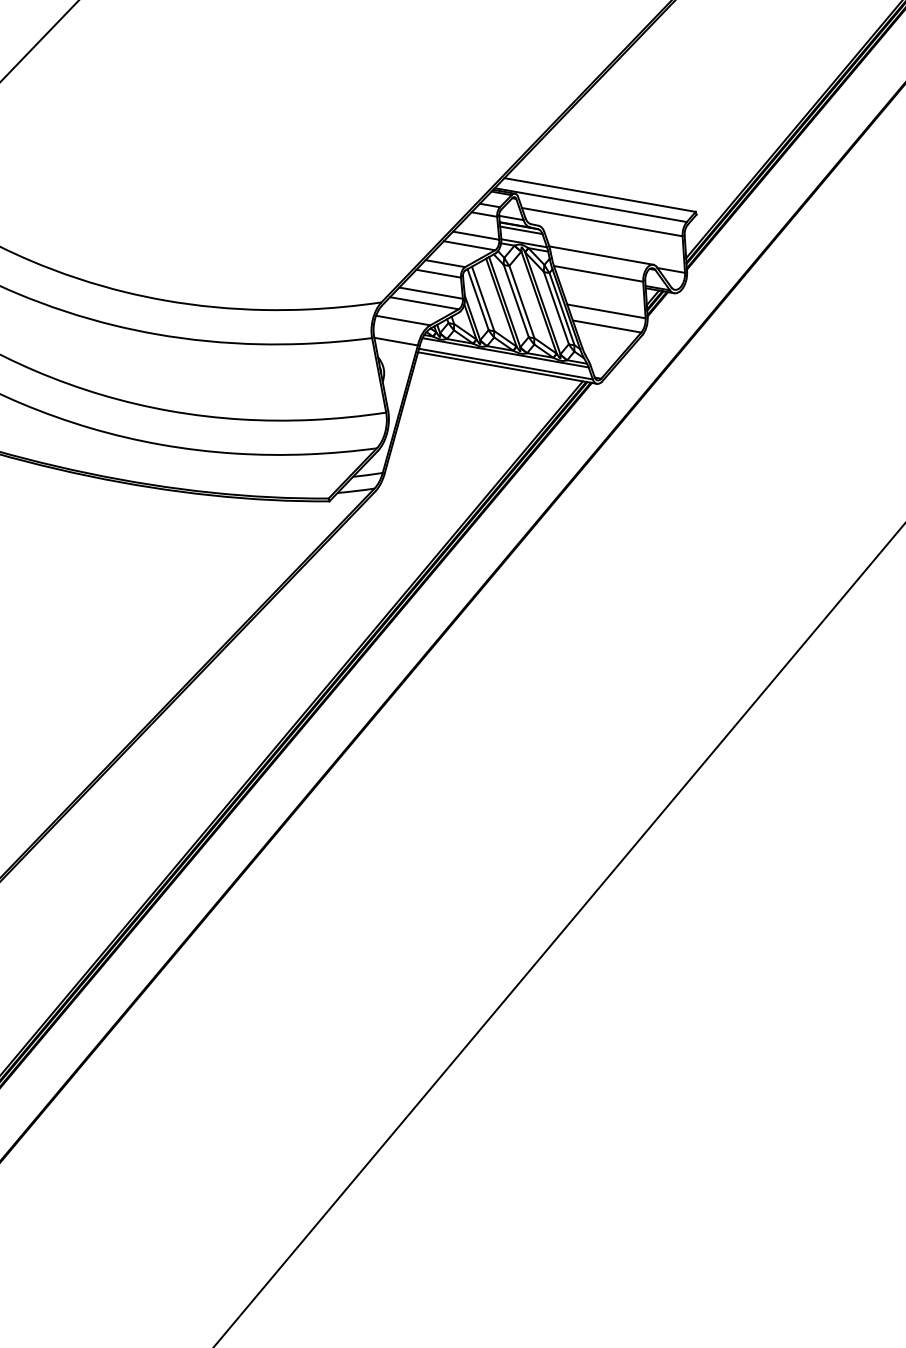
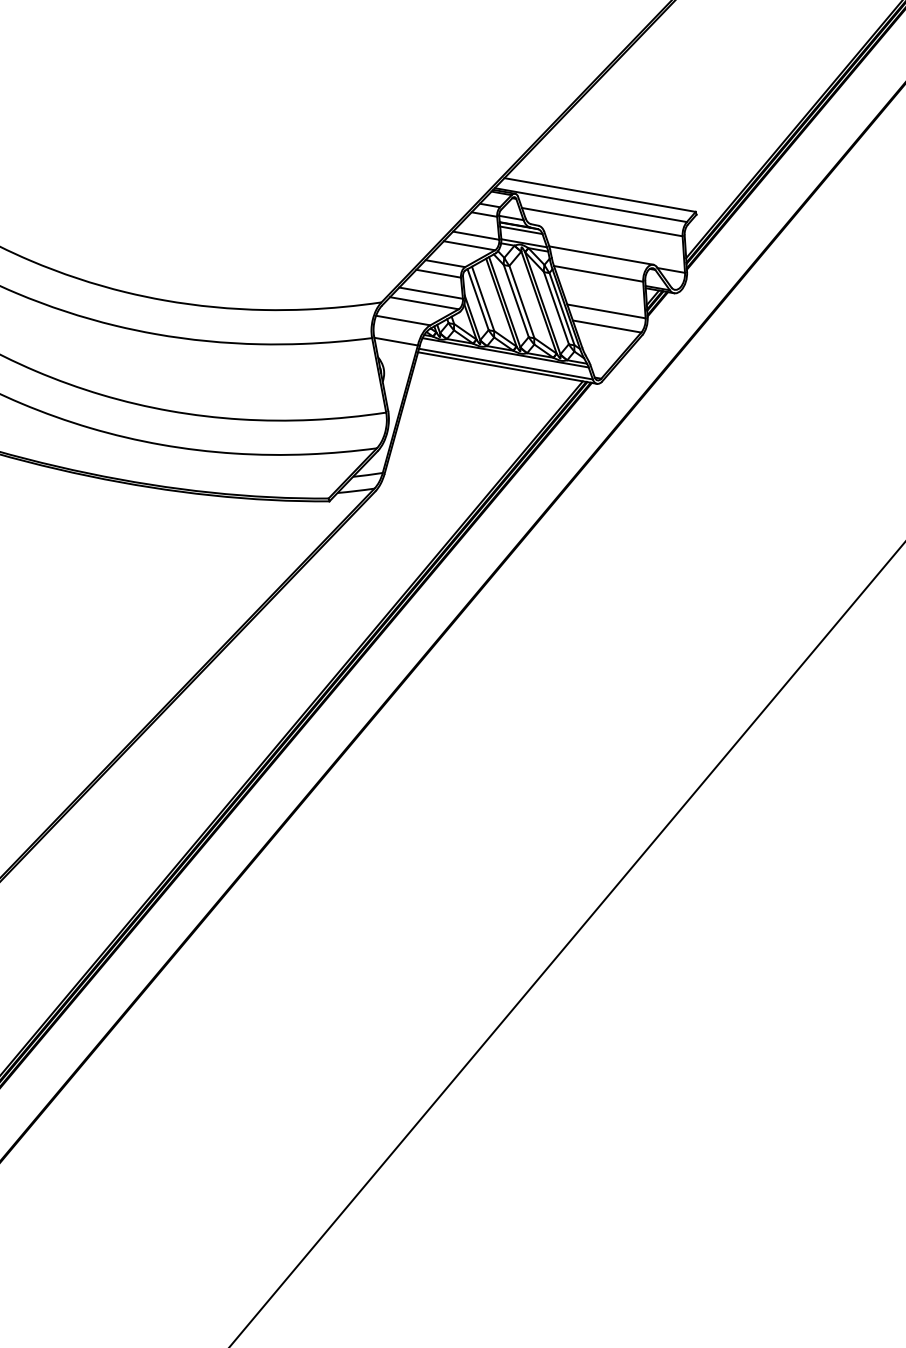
line: present -> none (39, 41)
line position: (558, 934) -> (566, 944) (566, 944)
